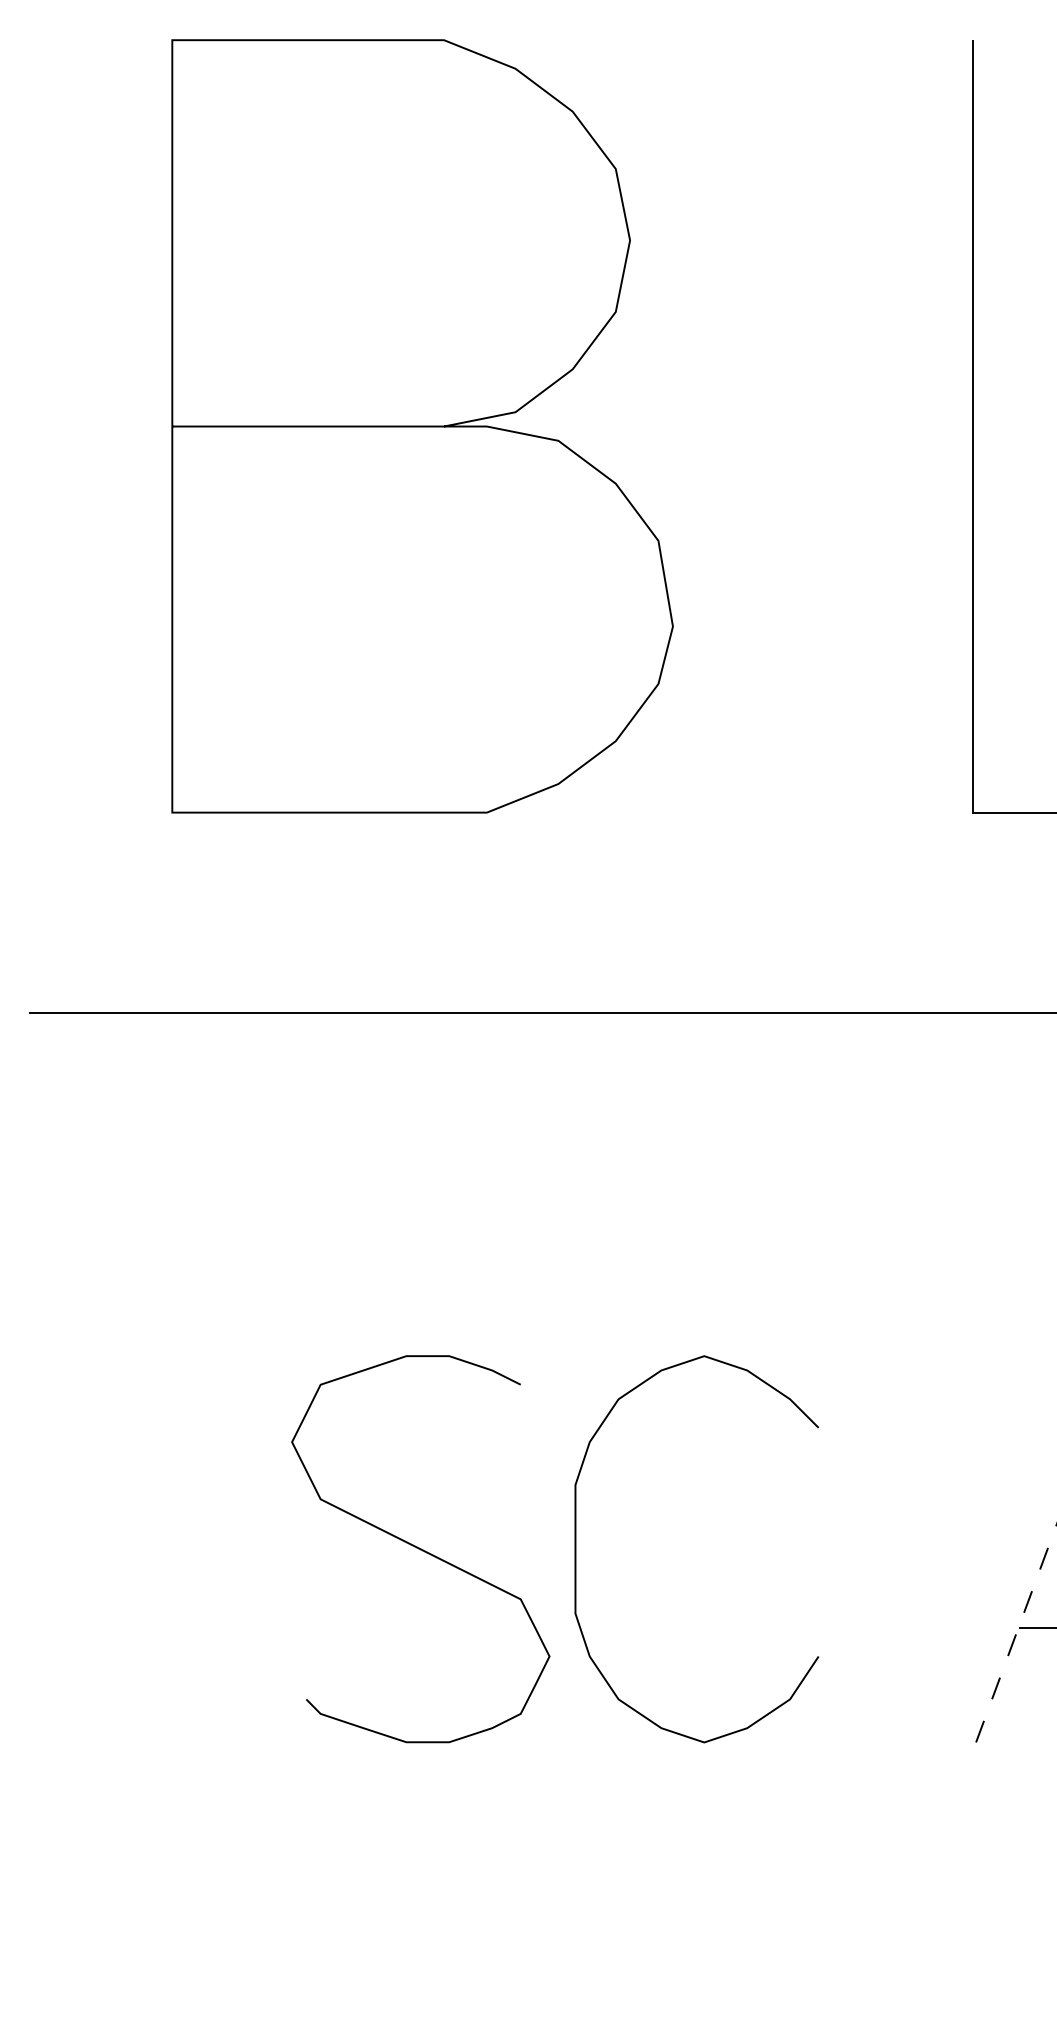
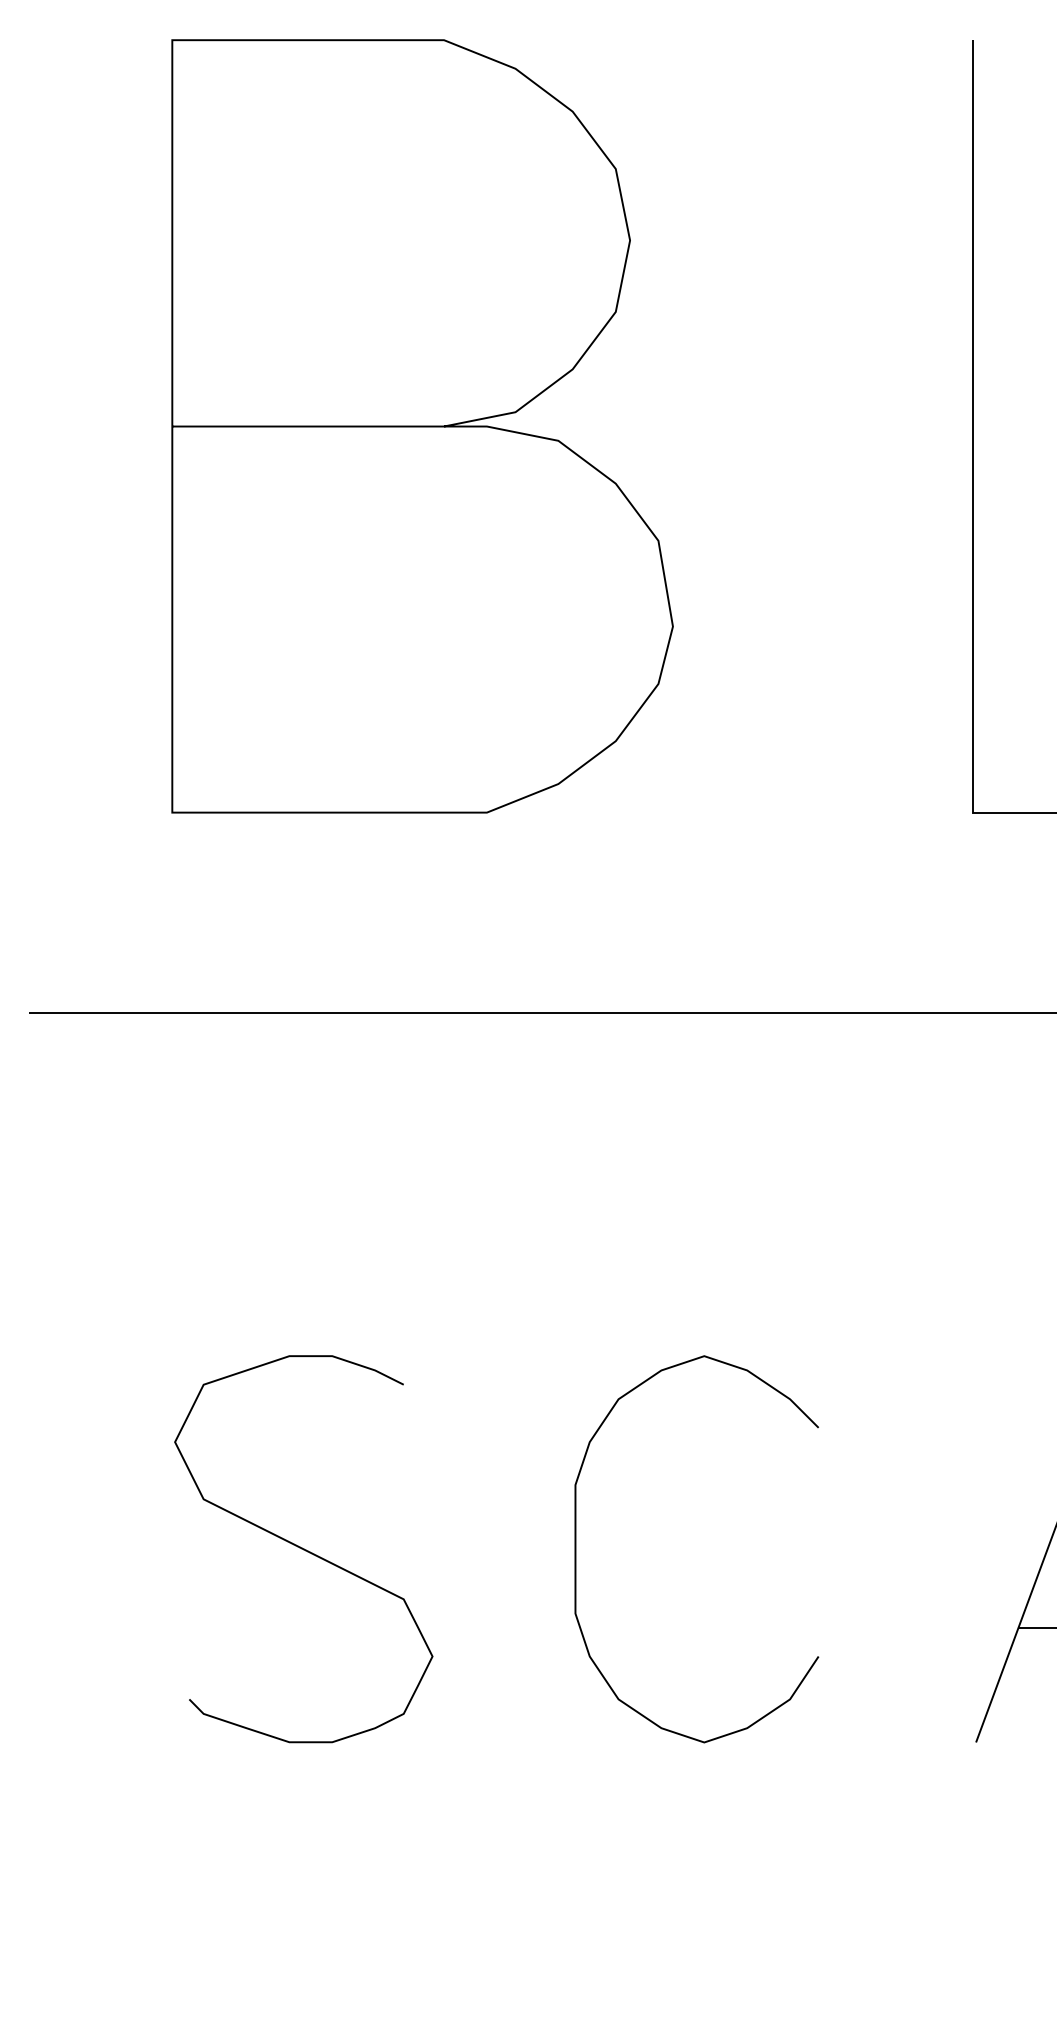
curve position: (420, 1549) -> (303, 1549) (303, 1549)
line: dashed -> solid (1016, 1632)
